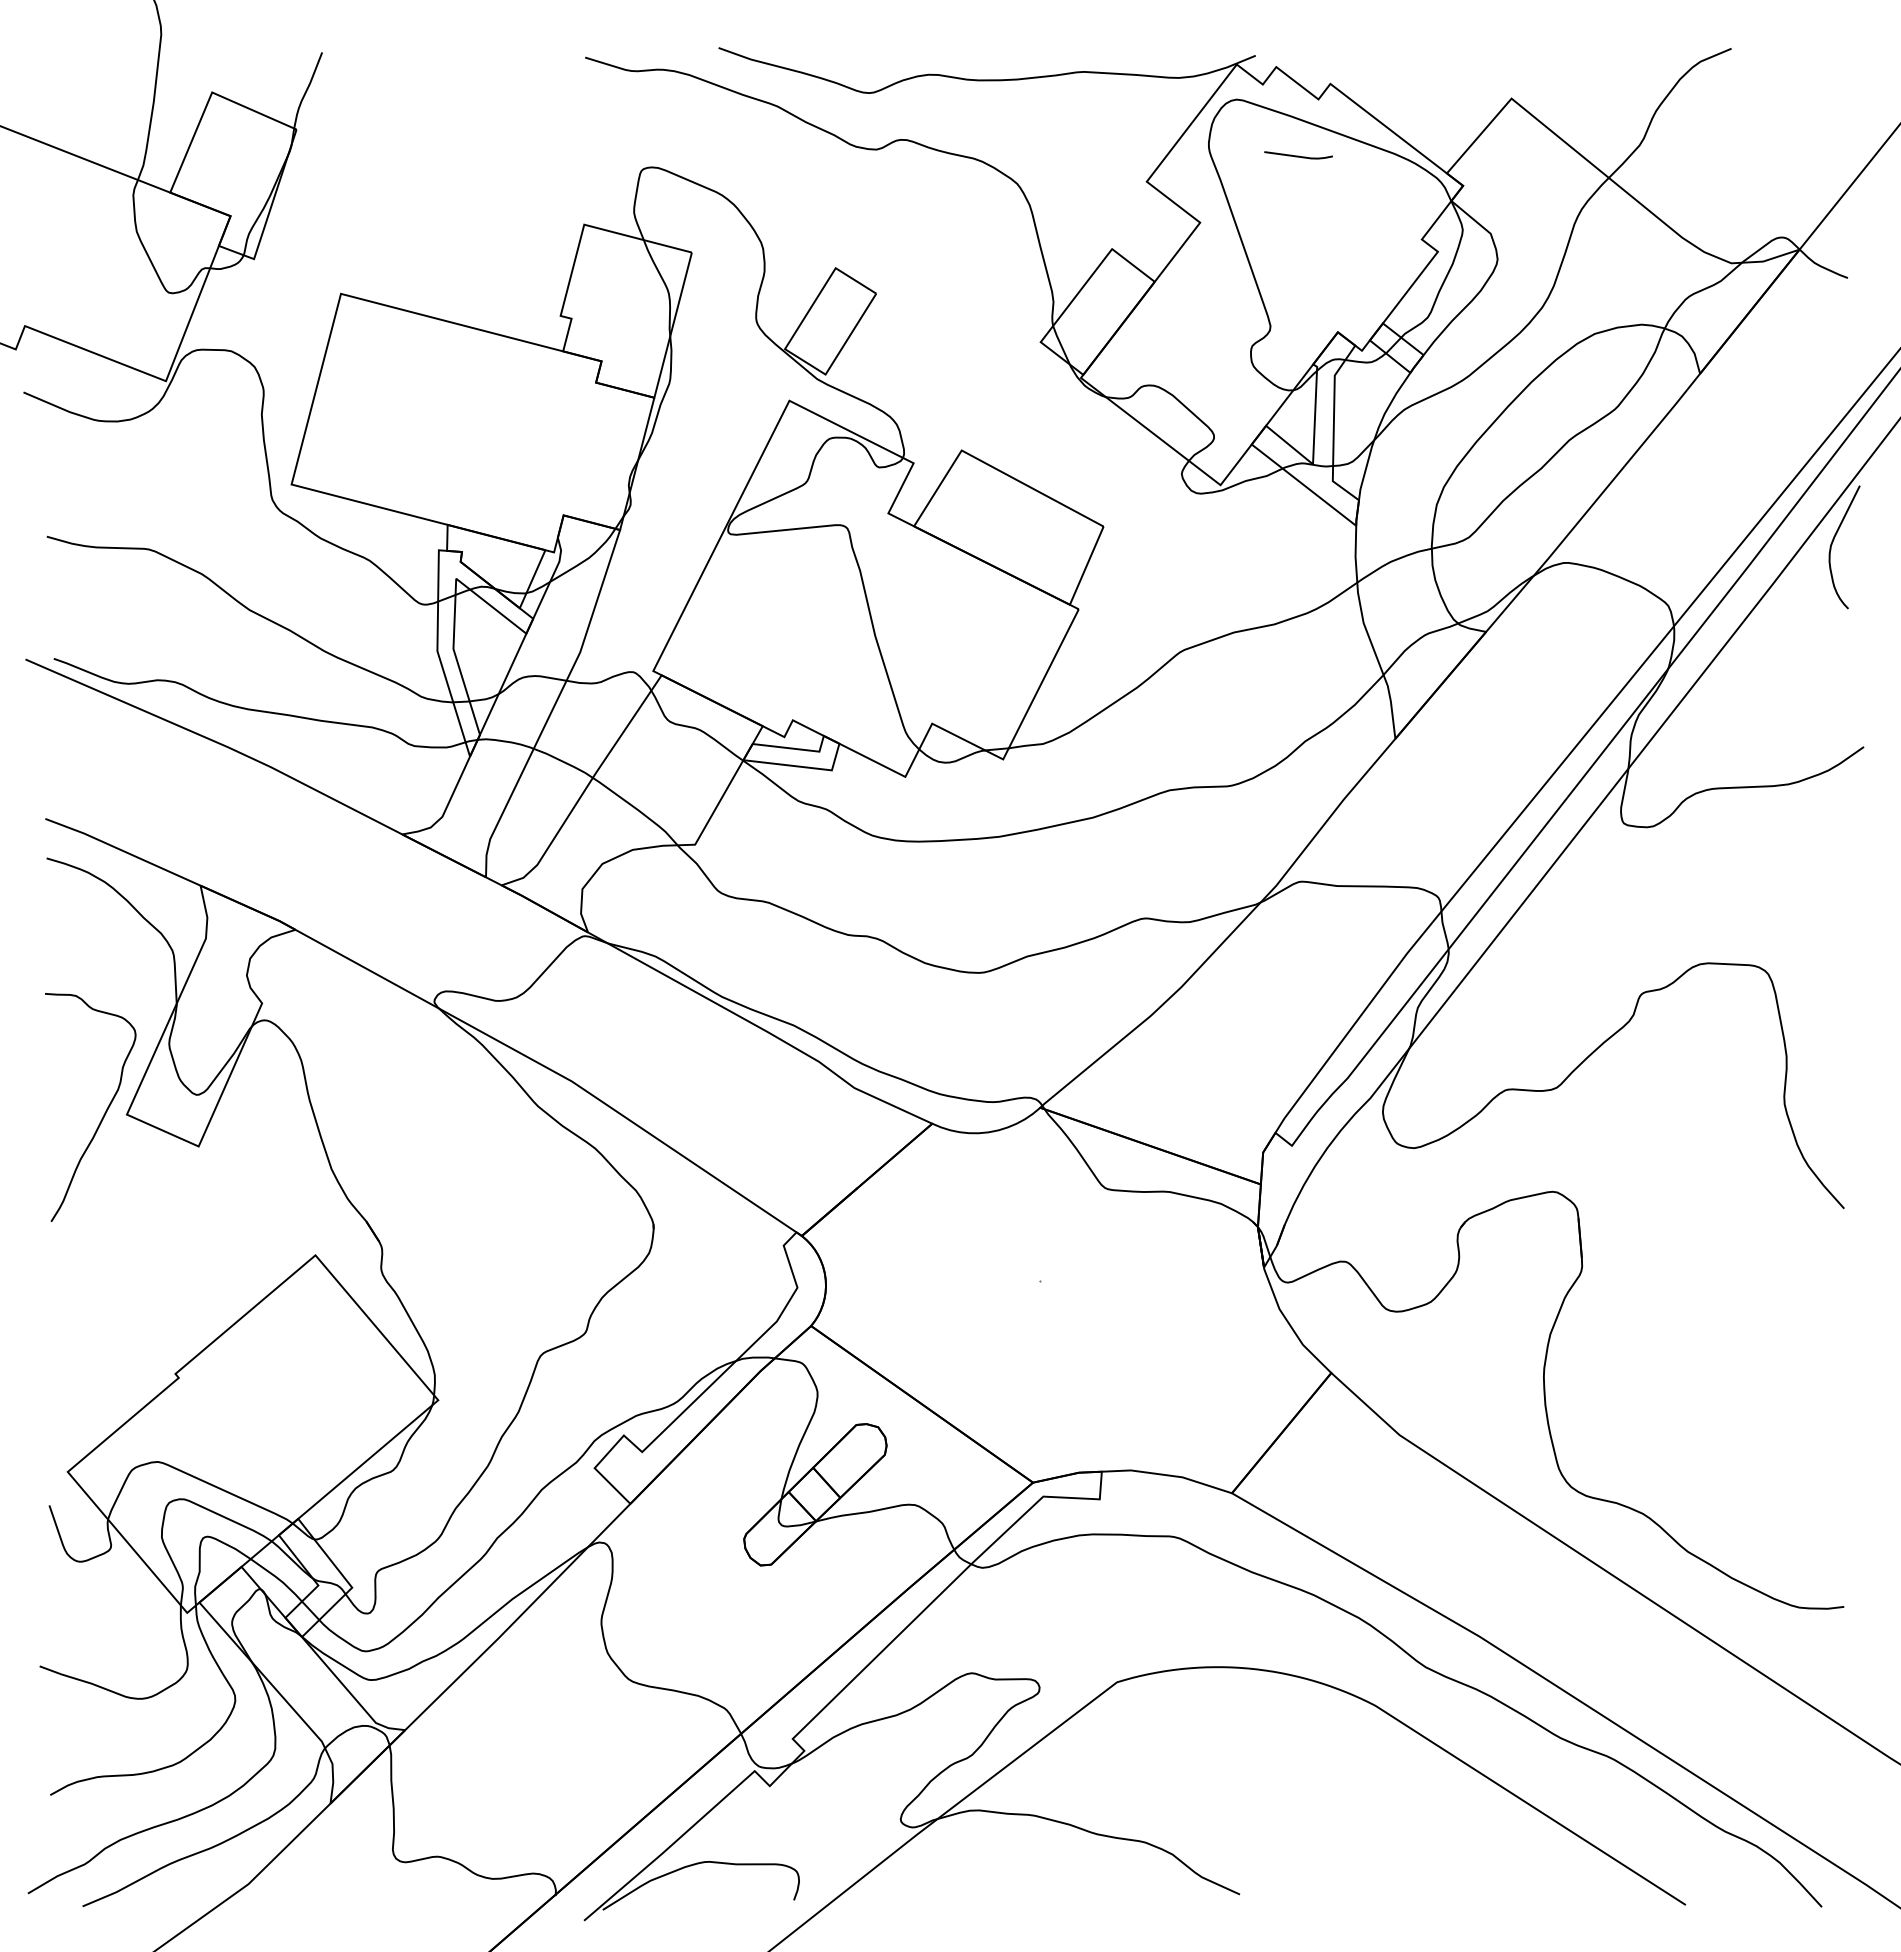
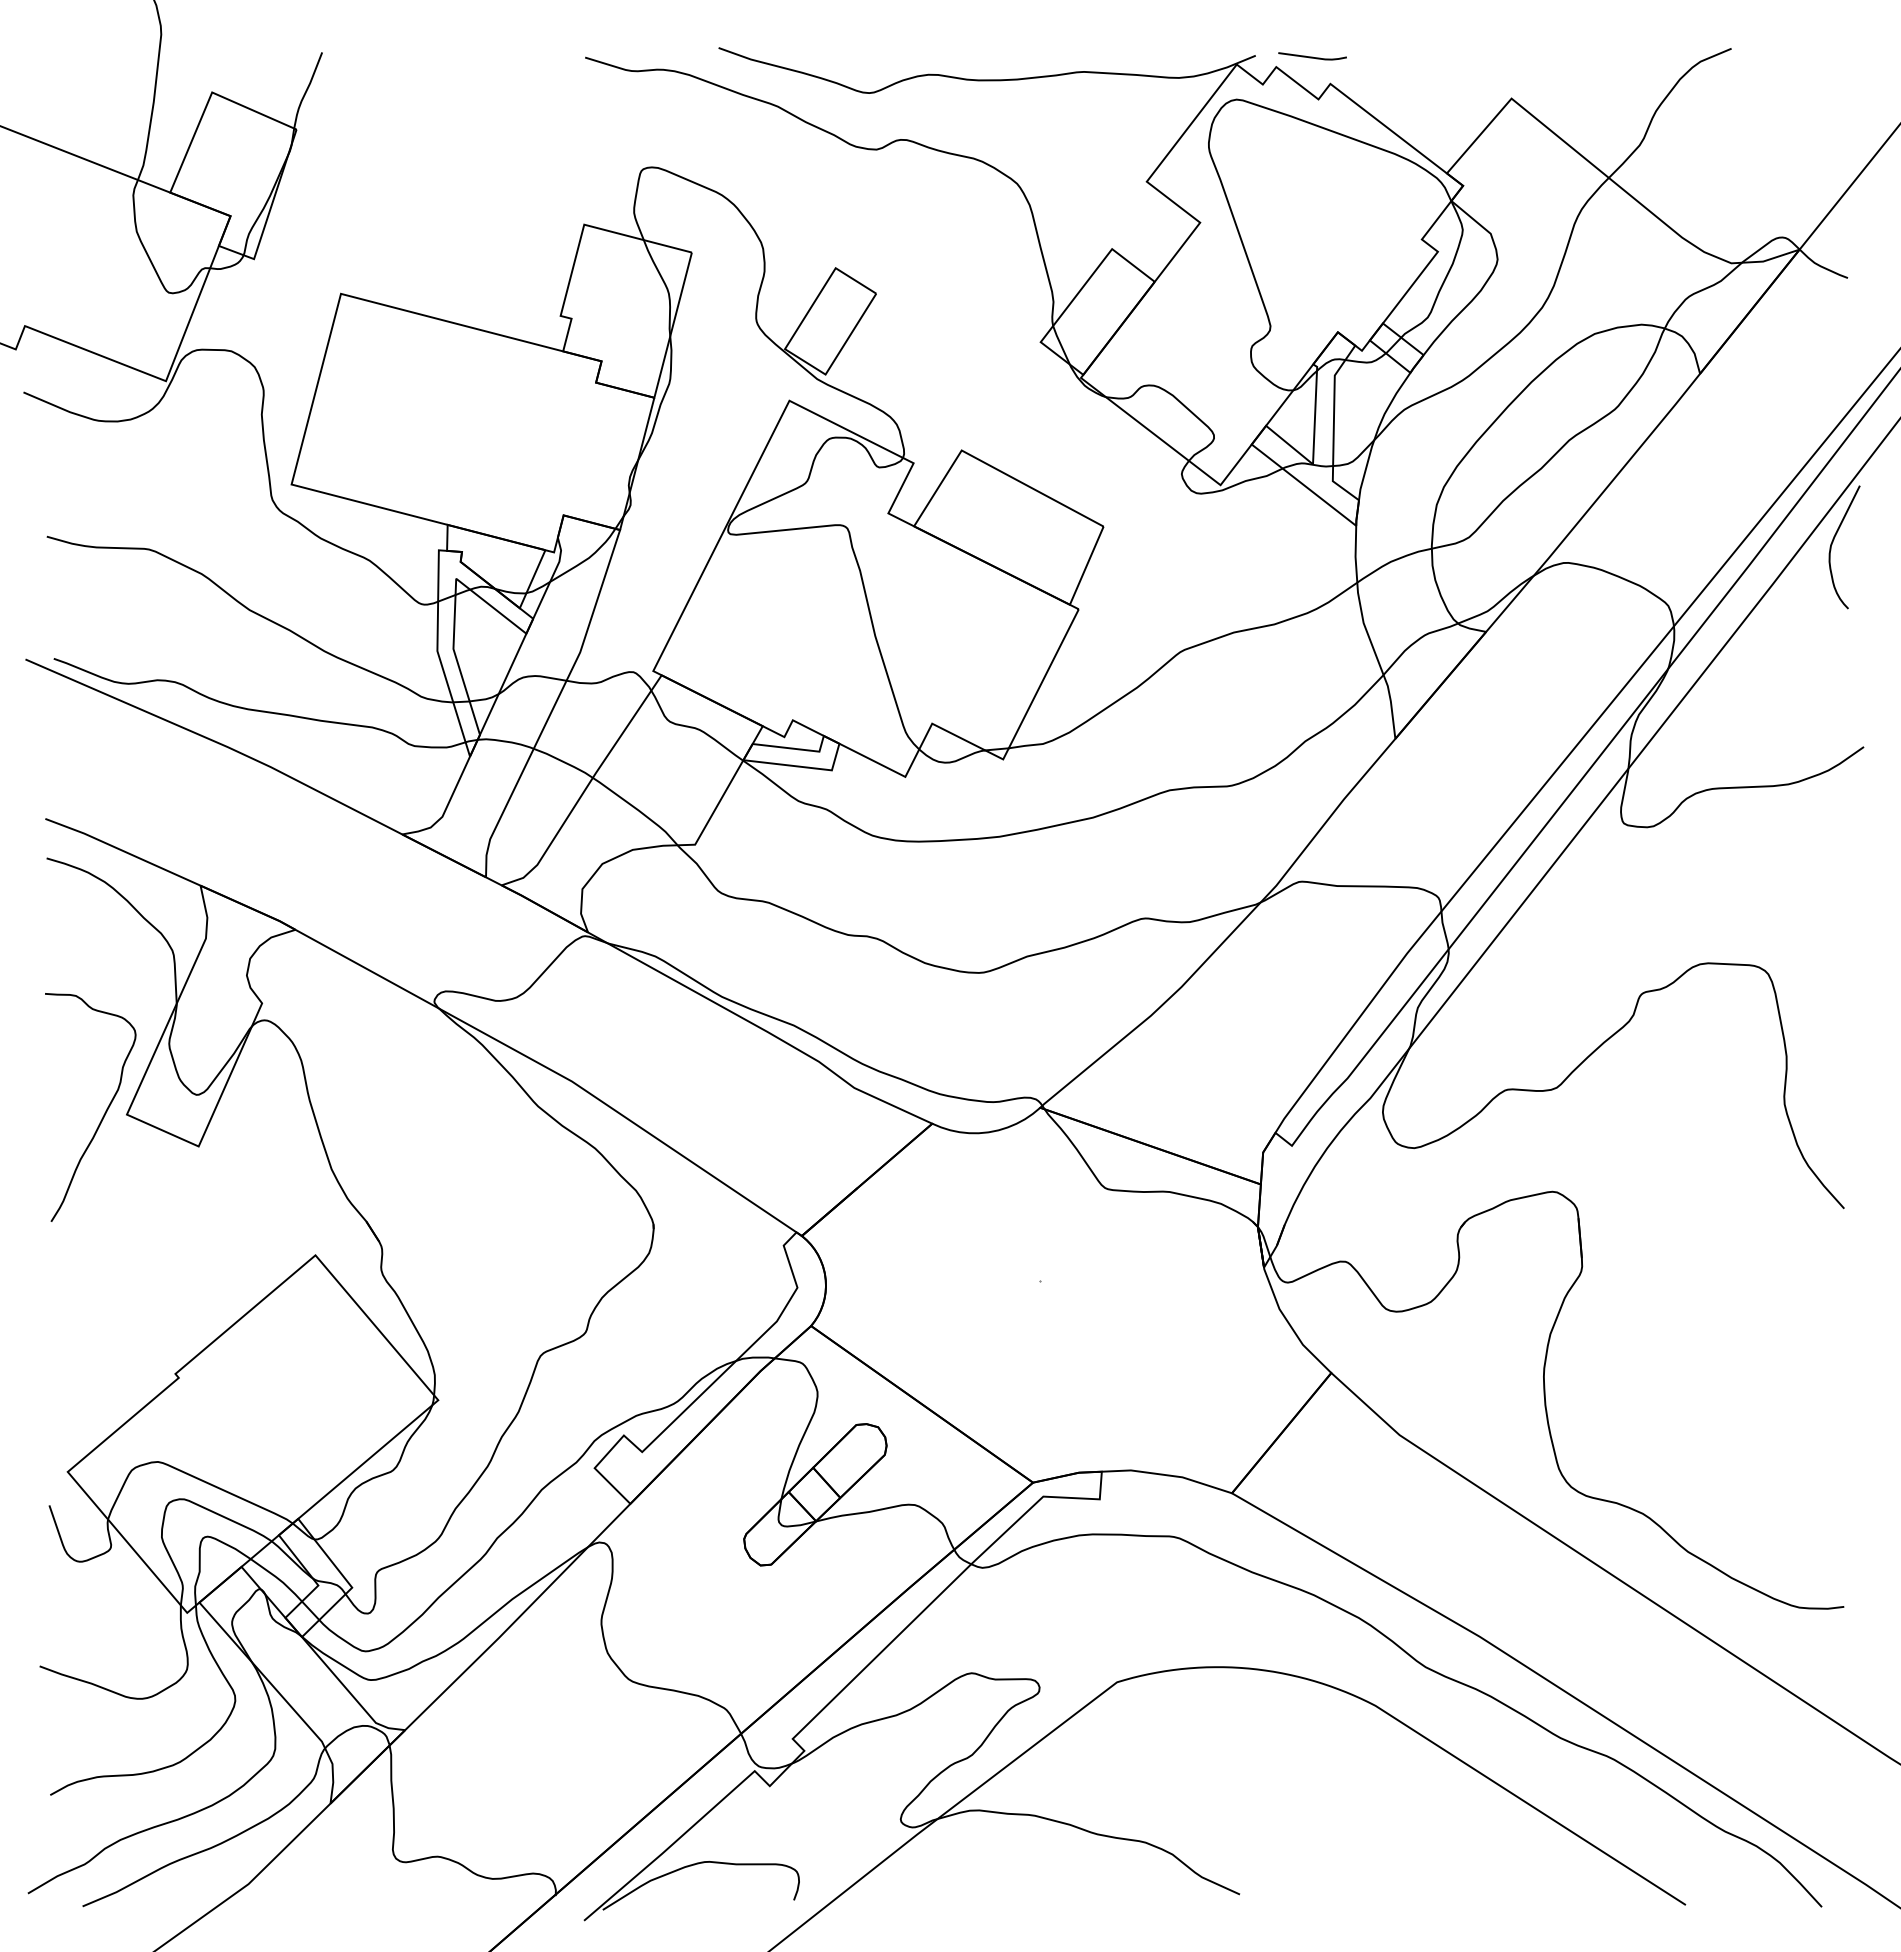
line position: (1298, 155) -> (1312, 56) (1312, 56)
